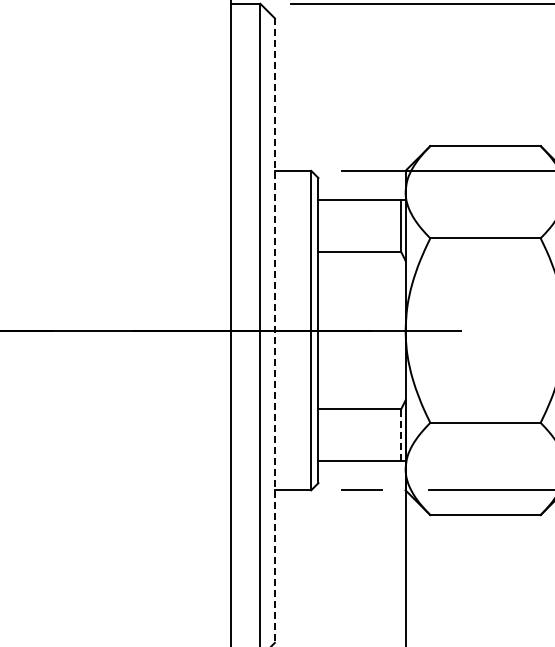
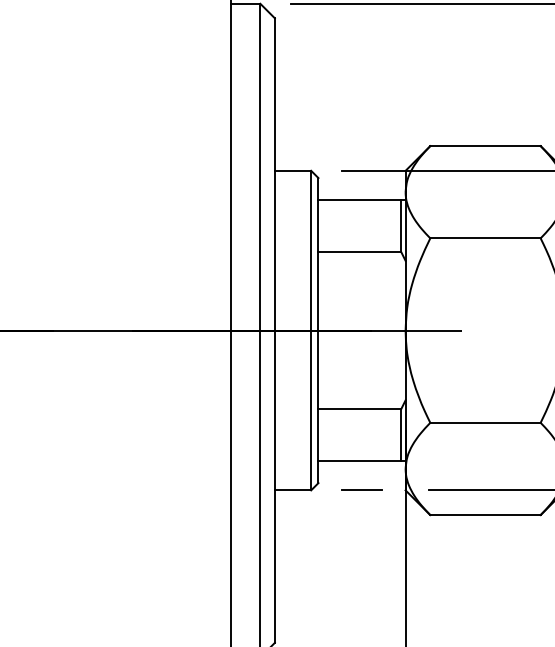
line: dashed -> solid (274, 331)
line: dashed -> solid (401, 434)
